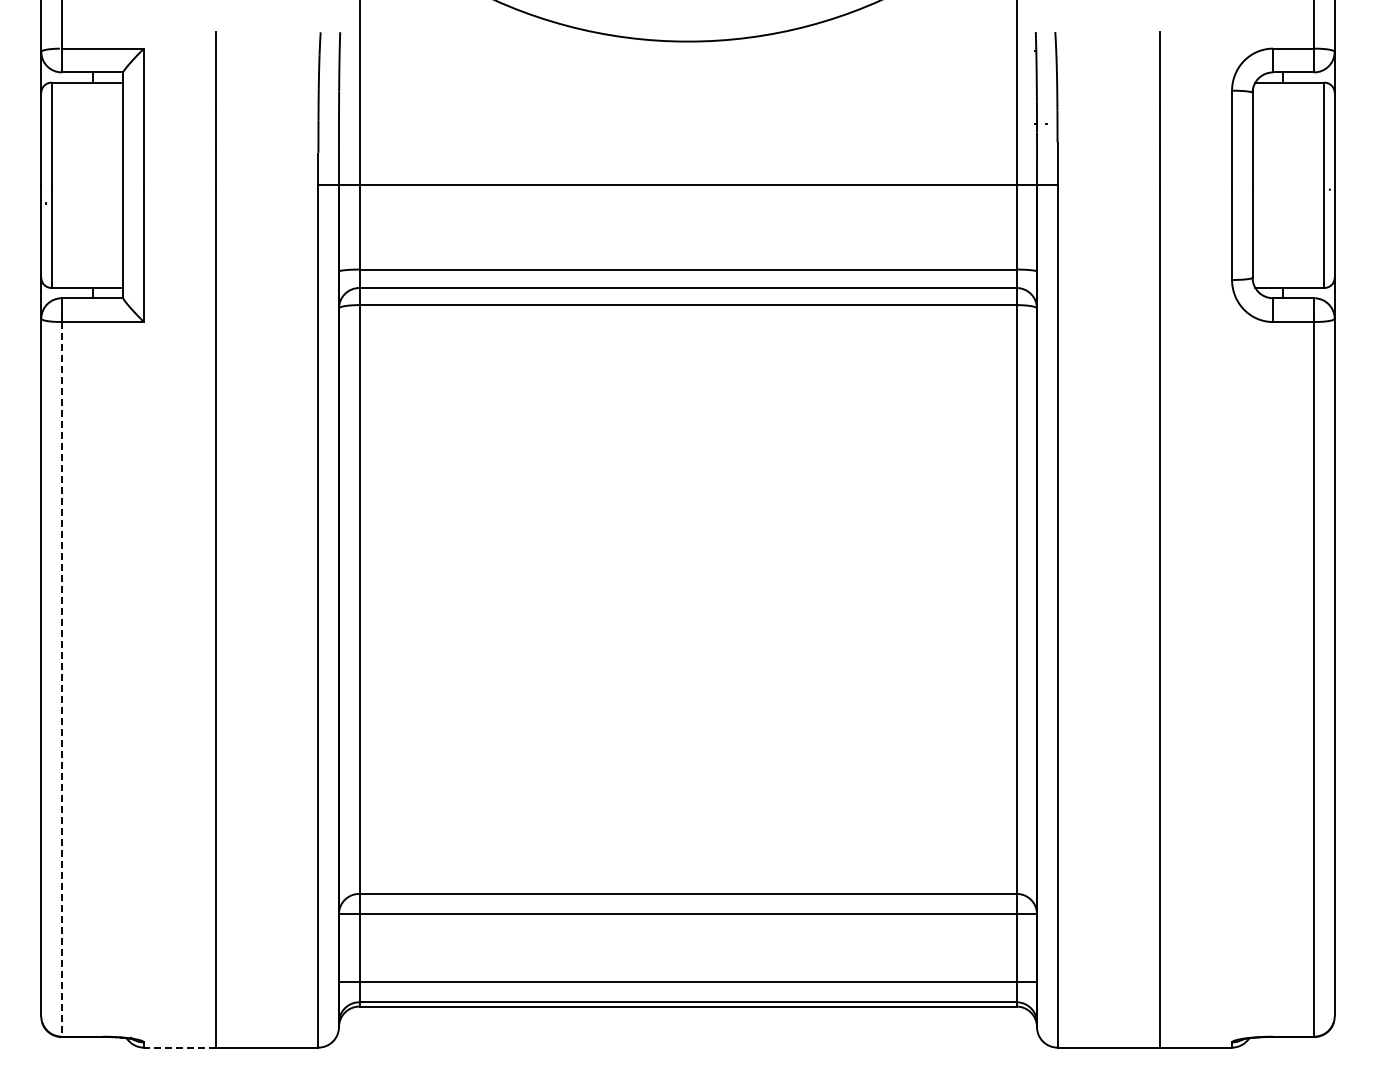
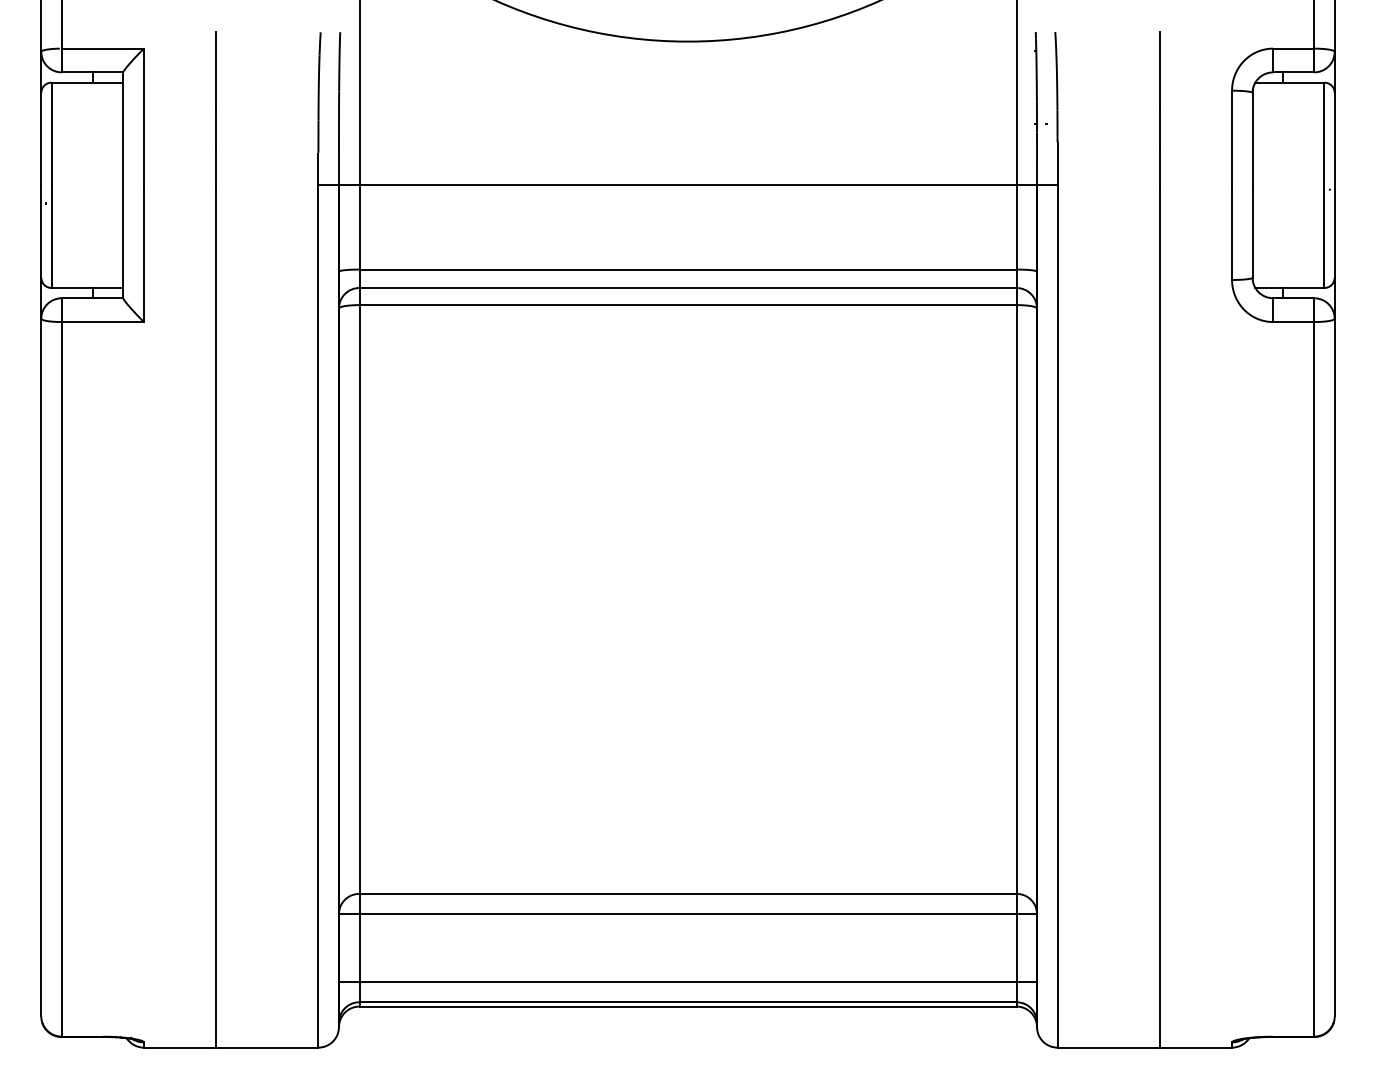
line: dashed -> solid (61, 679)
line: dashed -> solid (179, 1047)
